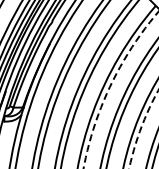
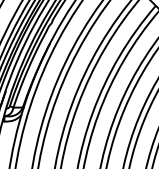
arc: dashed -> solid (110, 85)
arc: dashed -> solid (140, 128)
